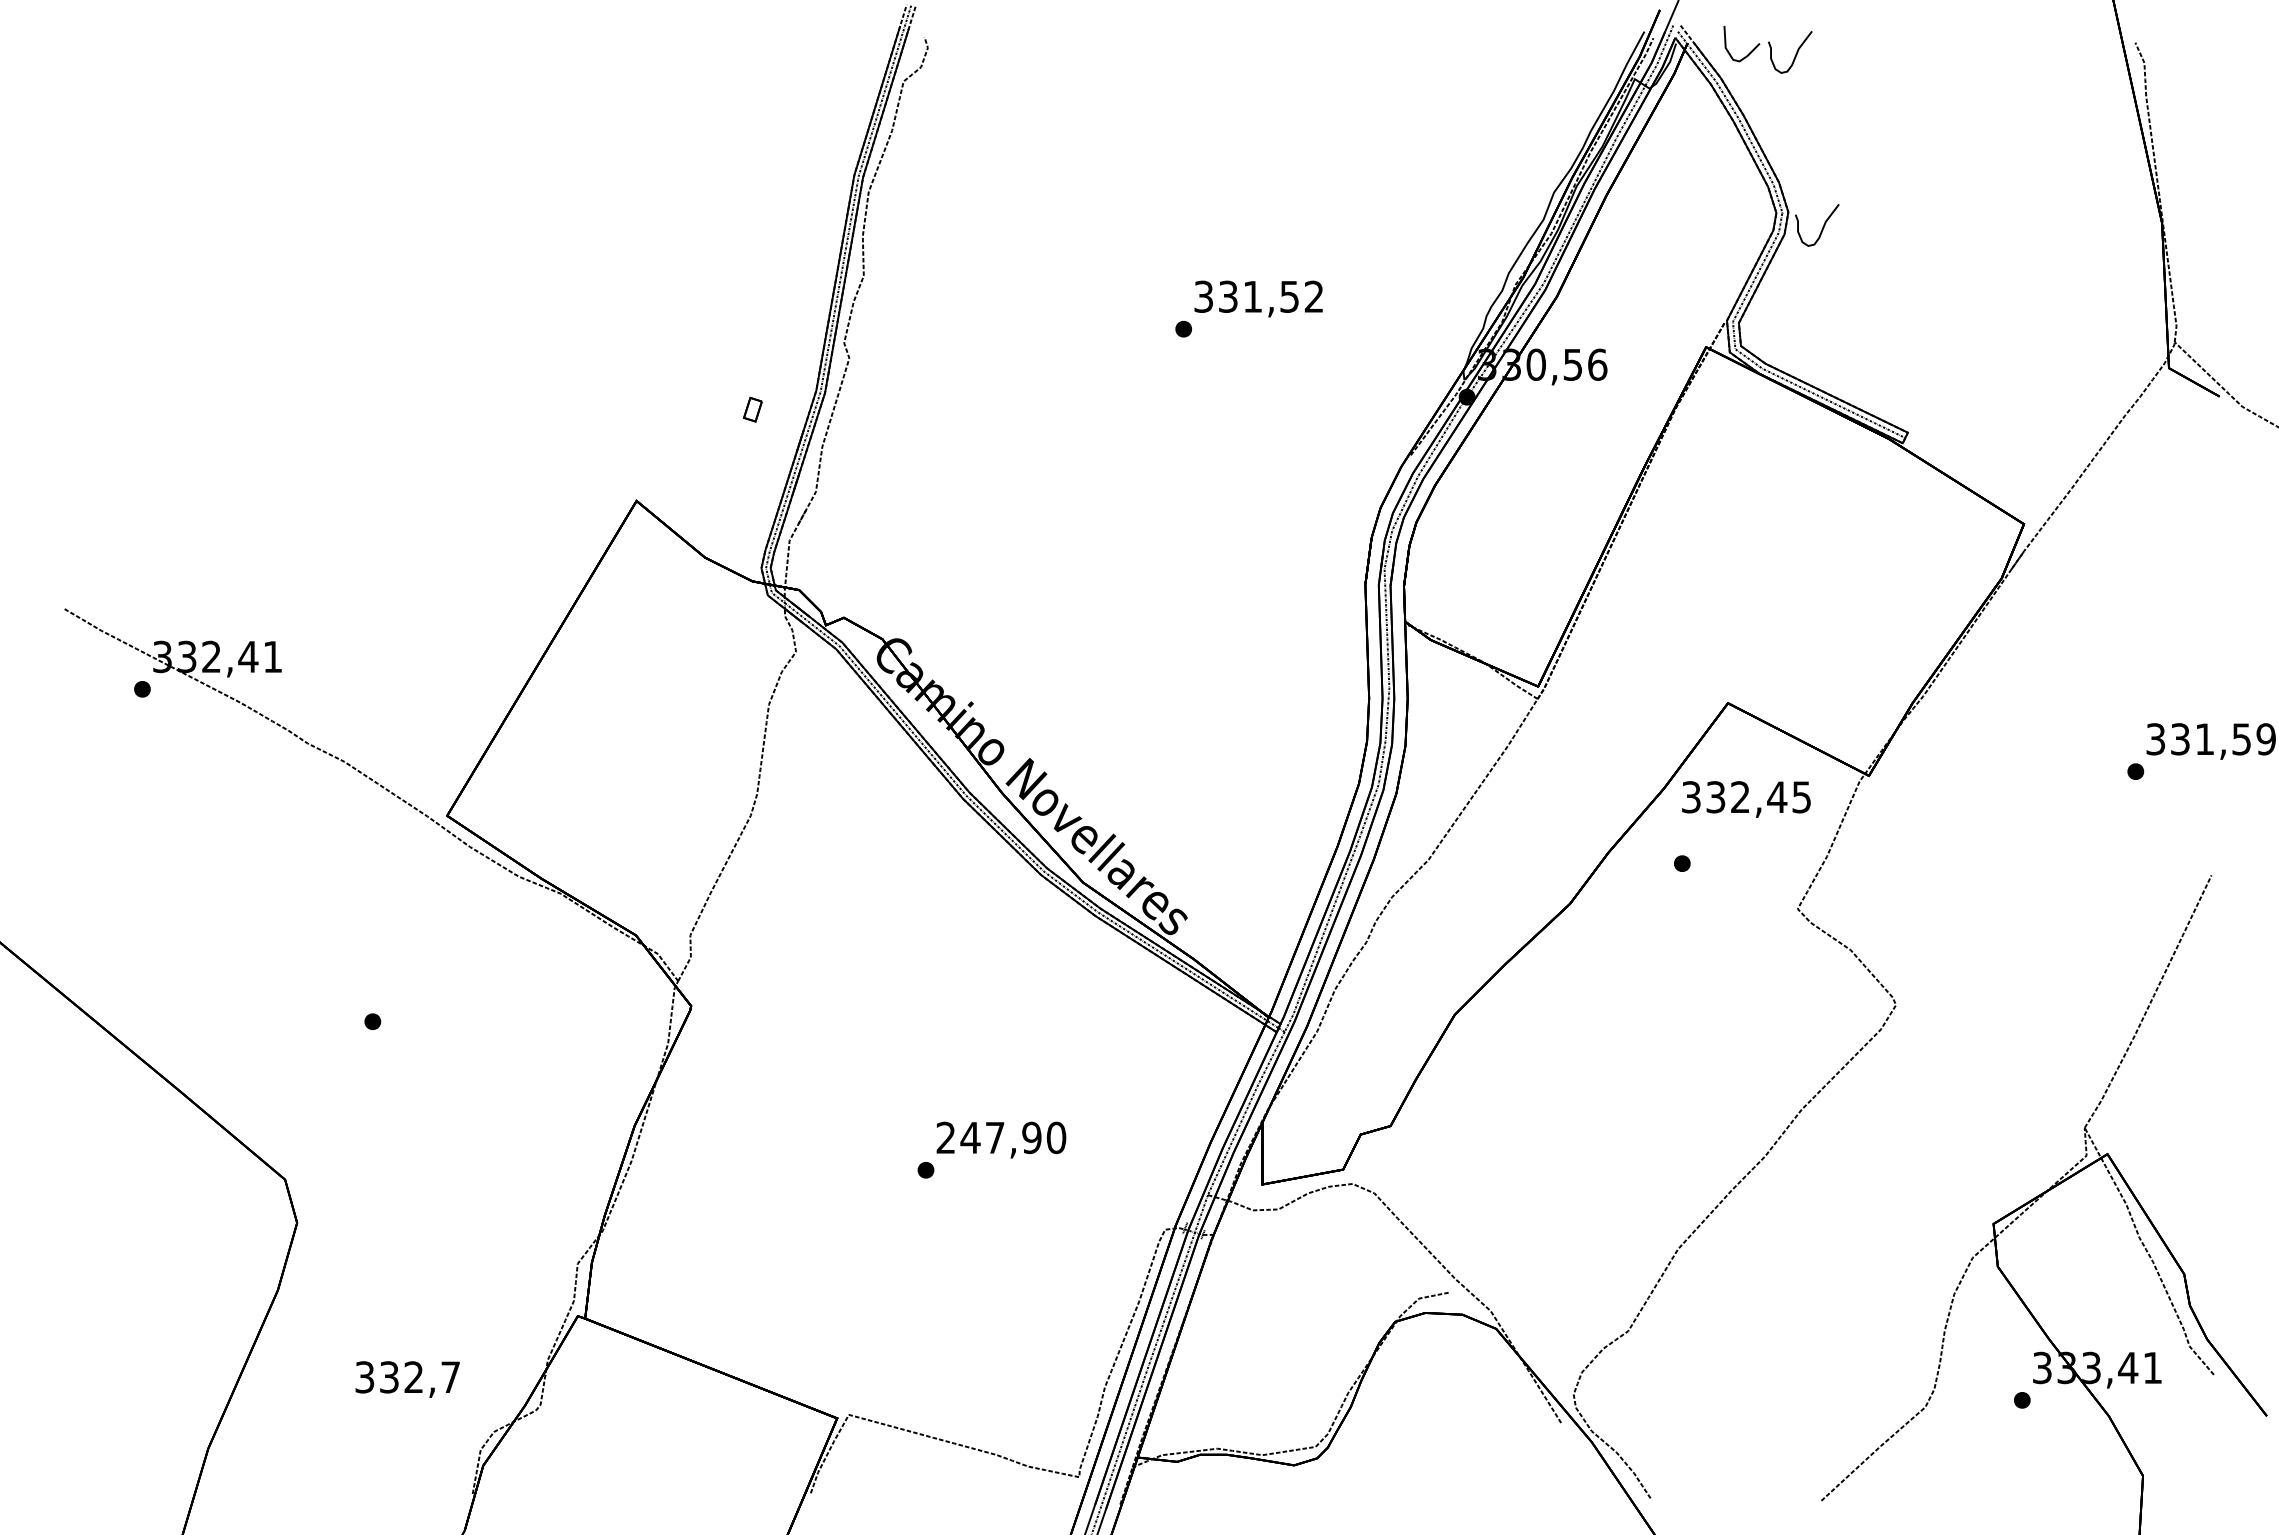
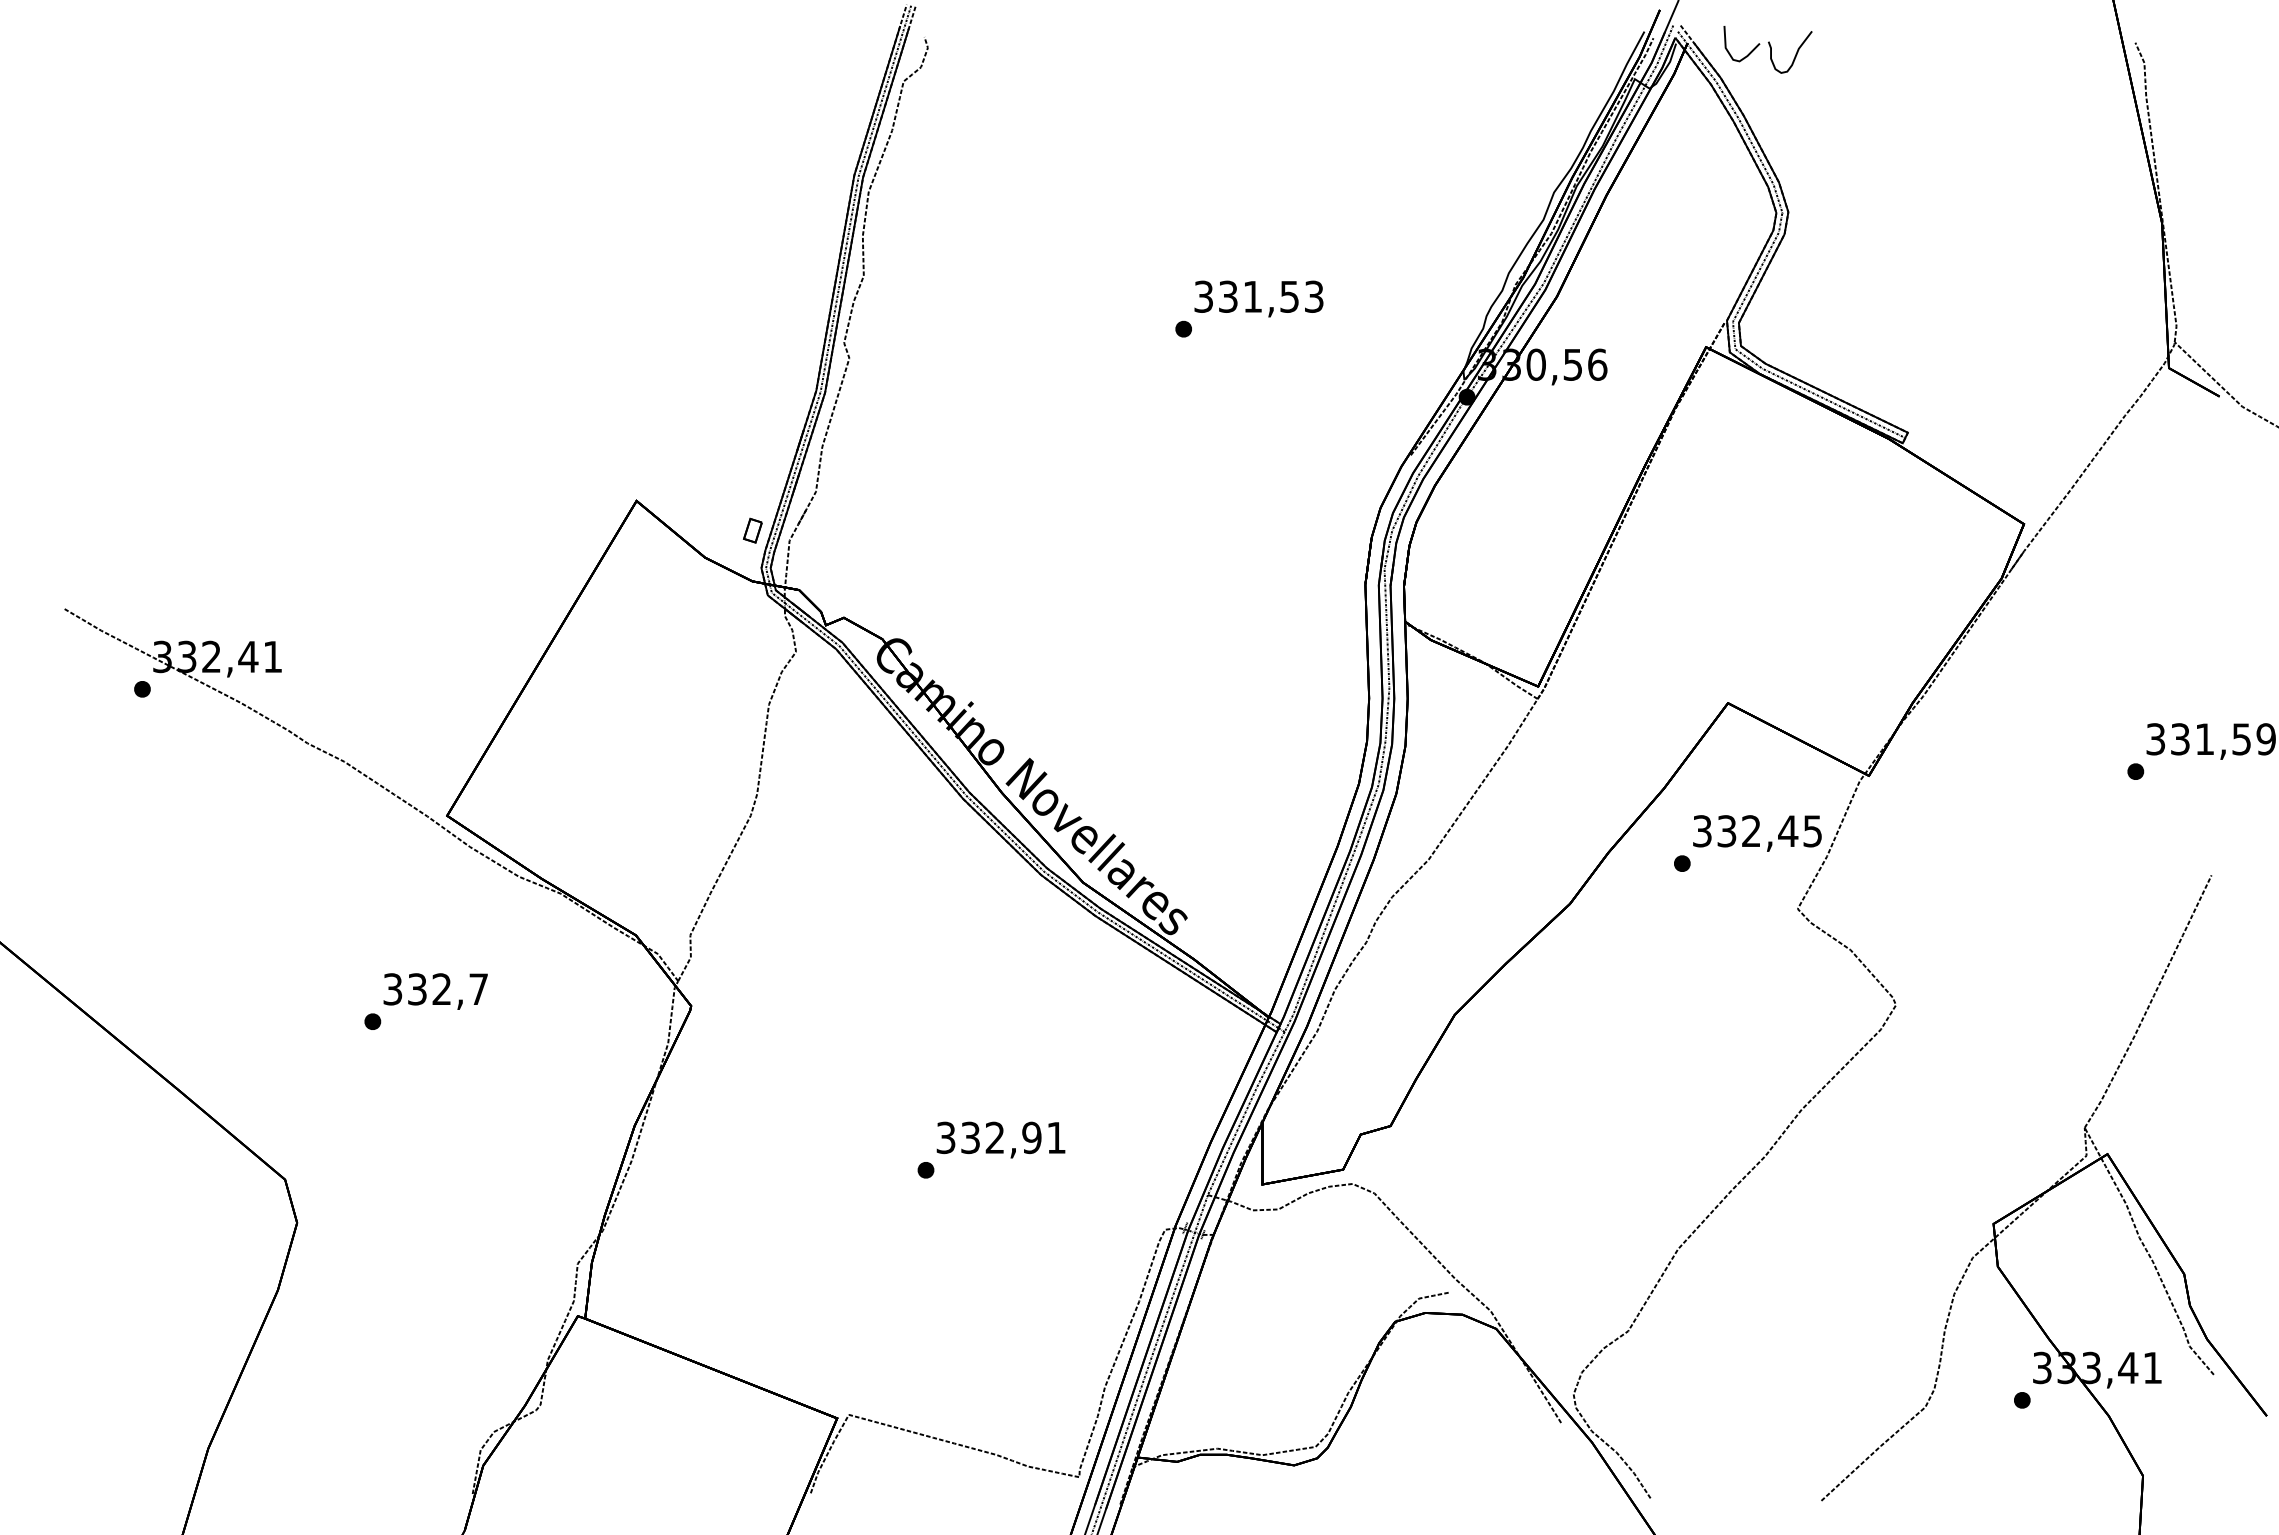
curve: present -> none (1822, 226)
text: 331,52 -> 331,53 (1313, 296)
part position: (752, 409) -> (752, 530) (752, 530)
text position: (1746, 799) -> (1757, 833) (1757, 833)
text: 247,90 -> 332,91 (1001, 1137)
text position: (407, 1379) -> (435, 991) (435, 991)
